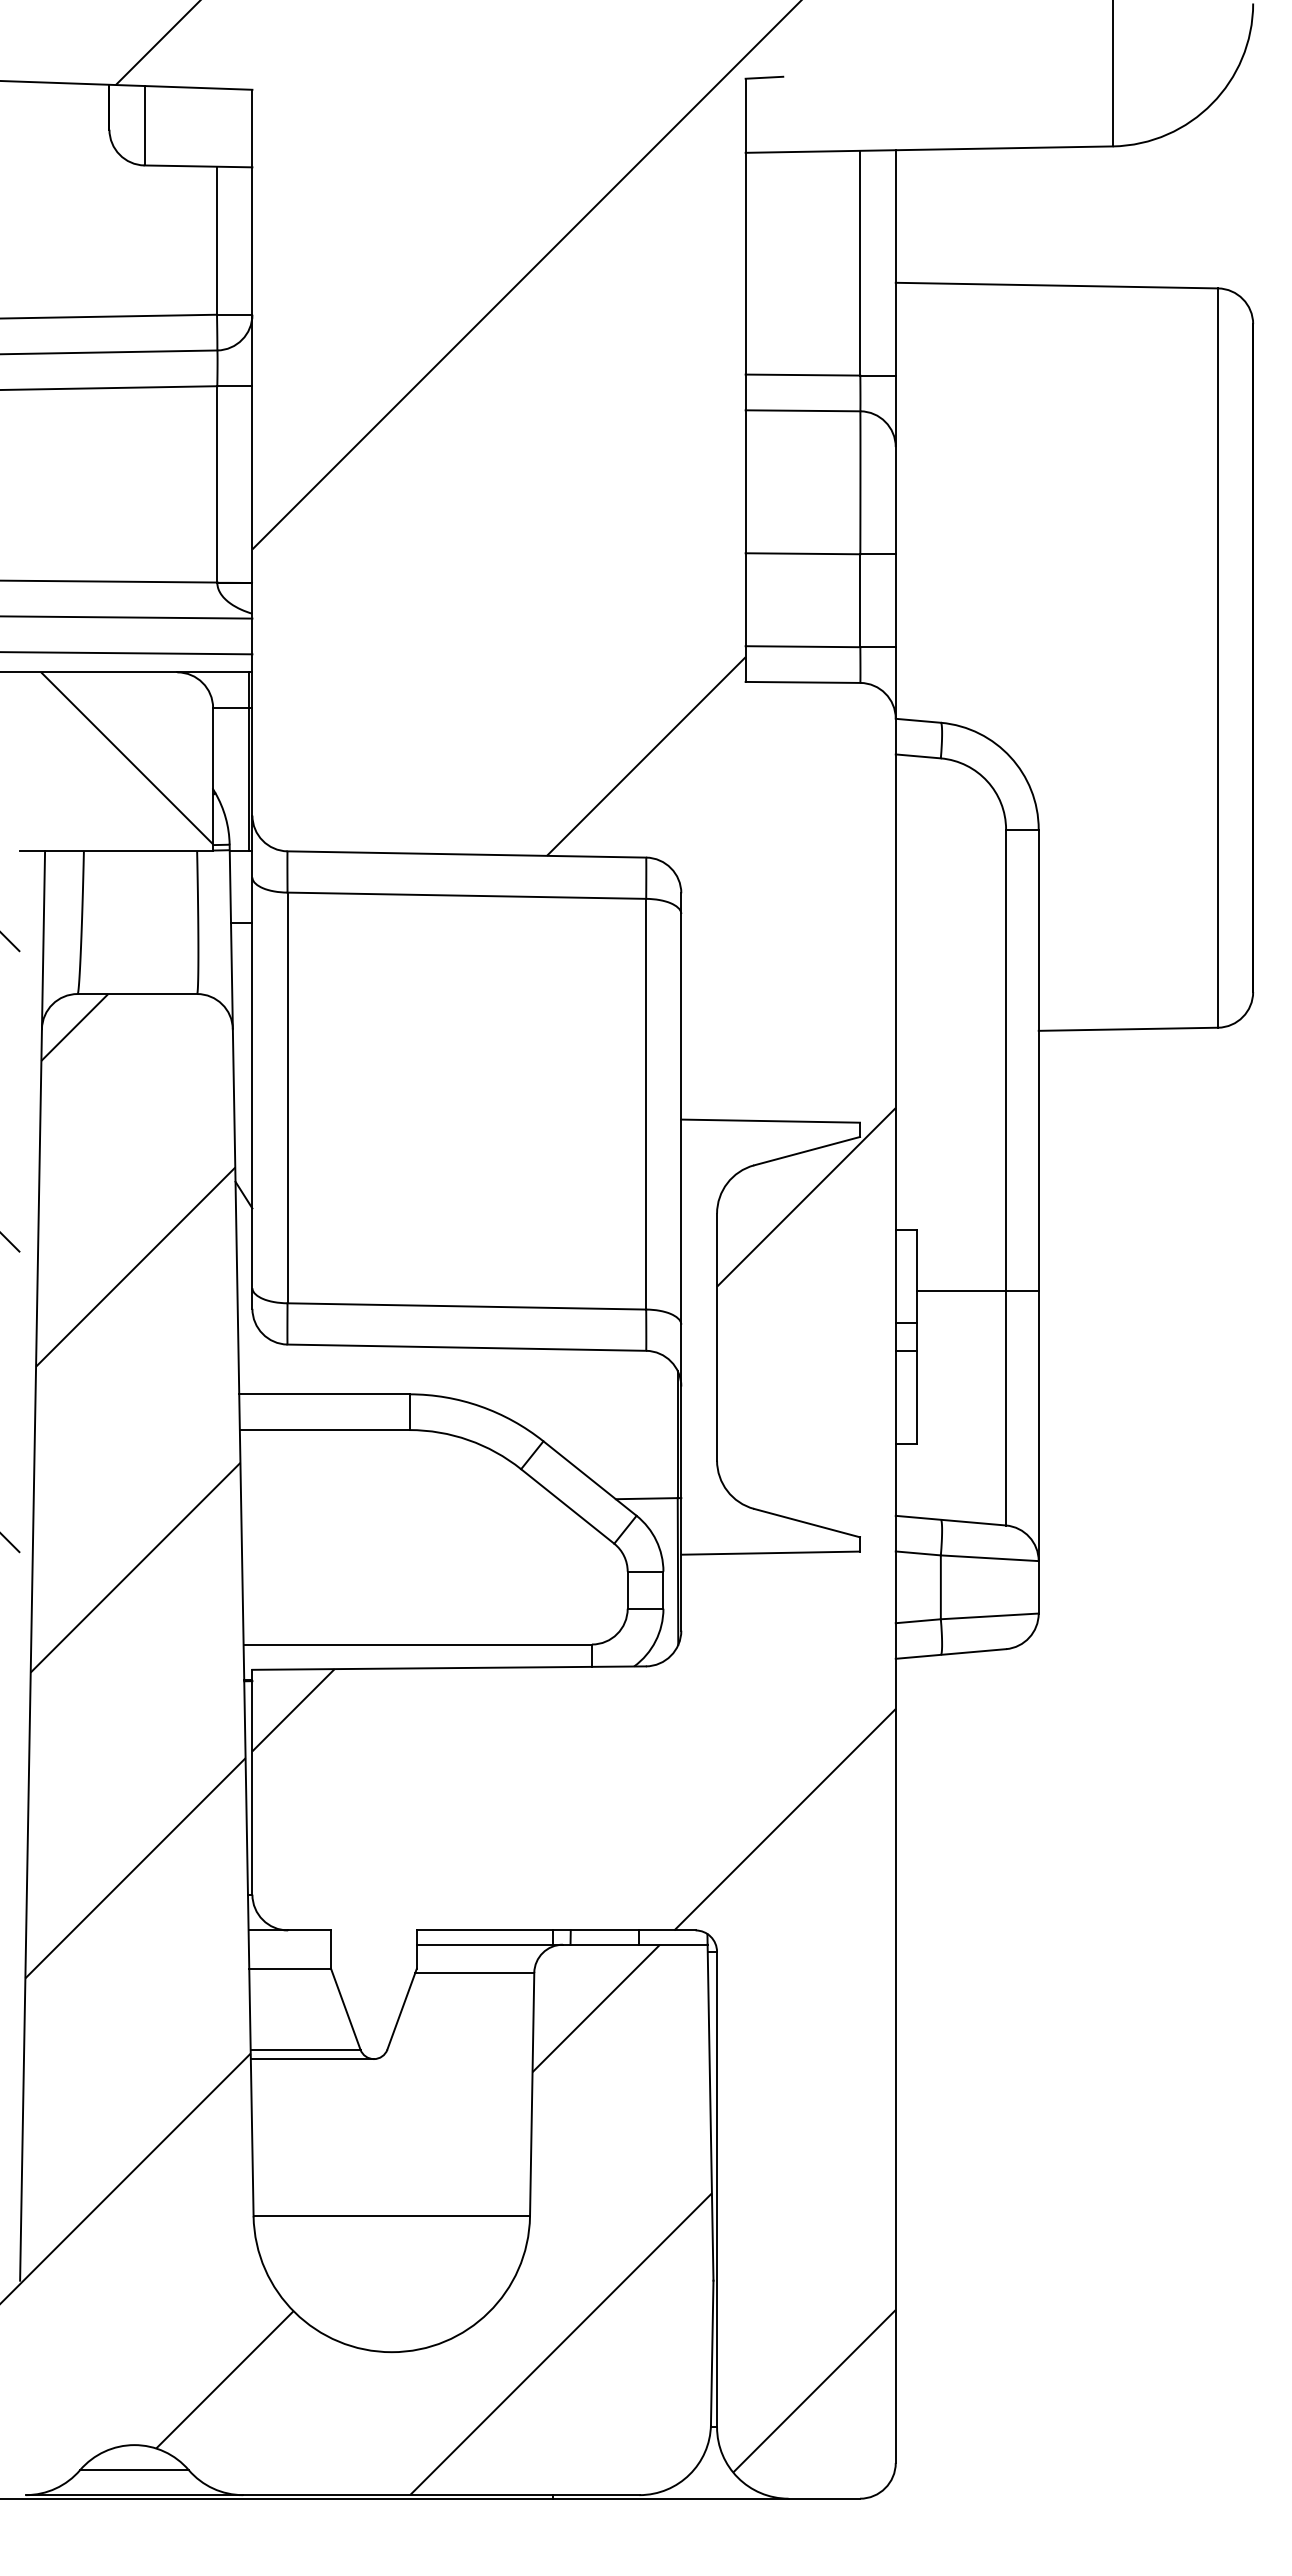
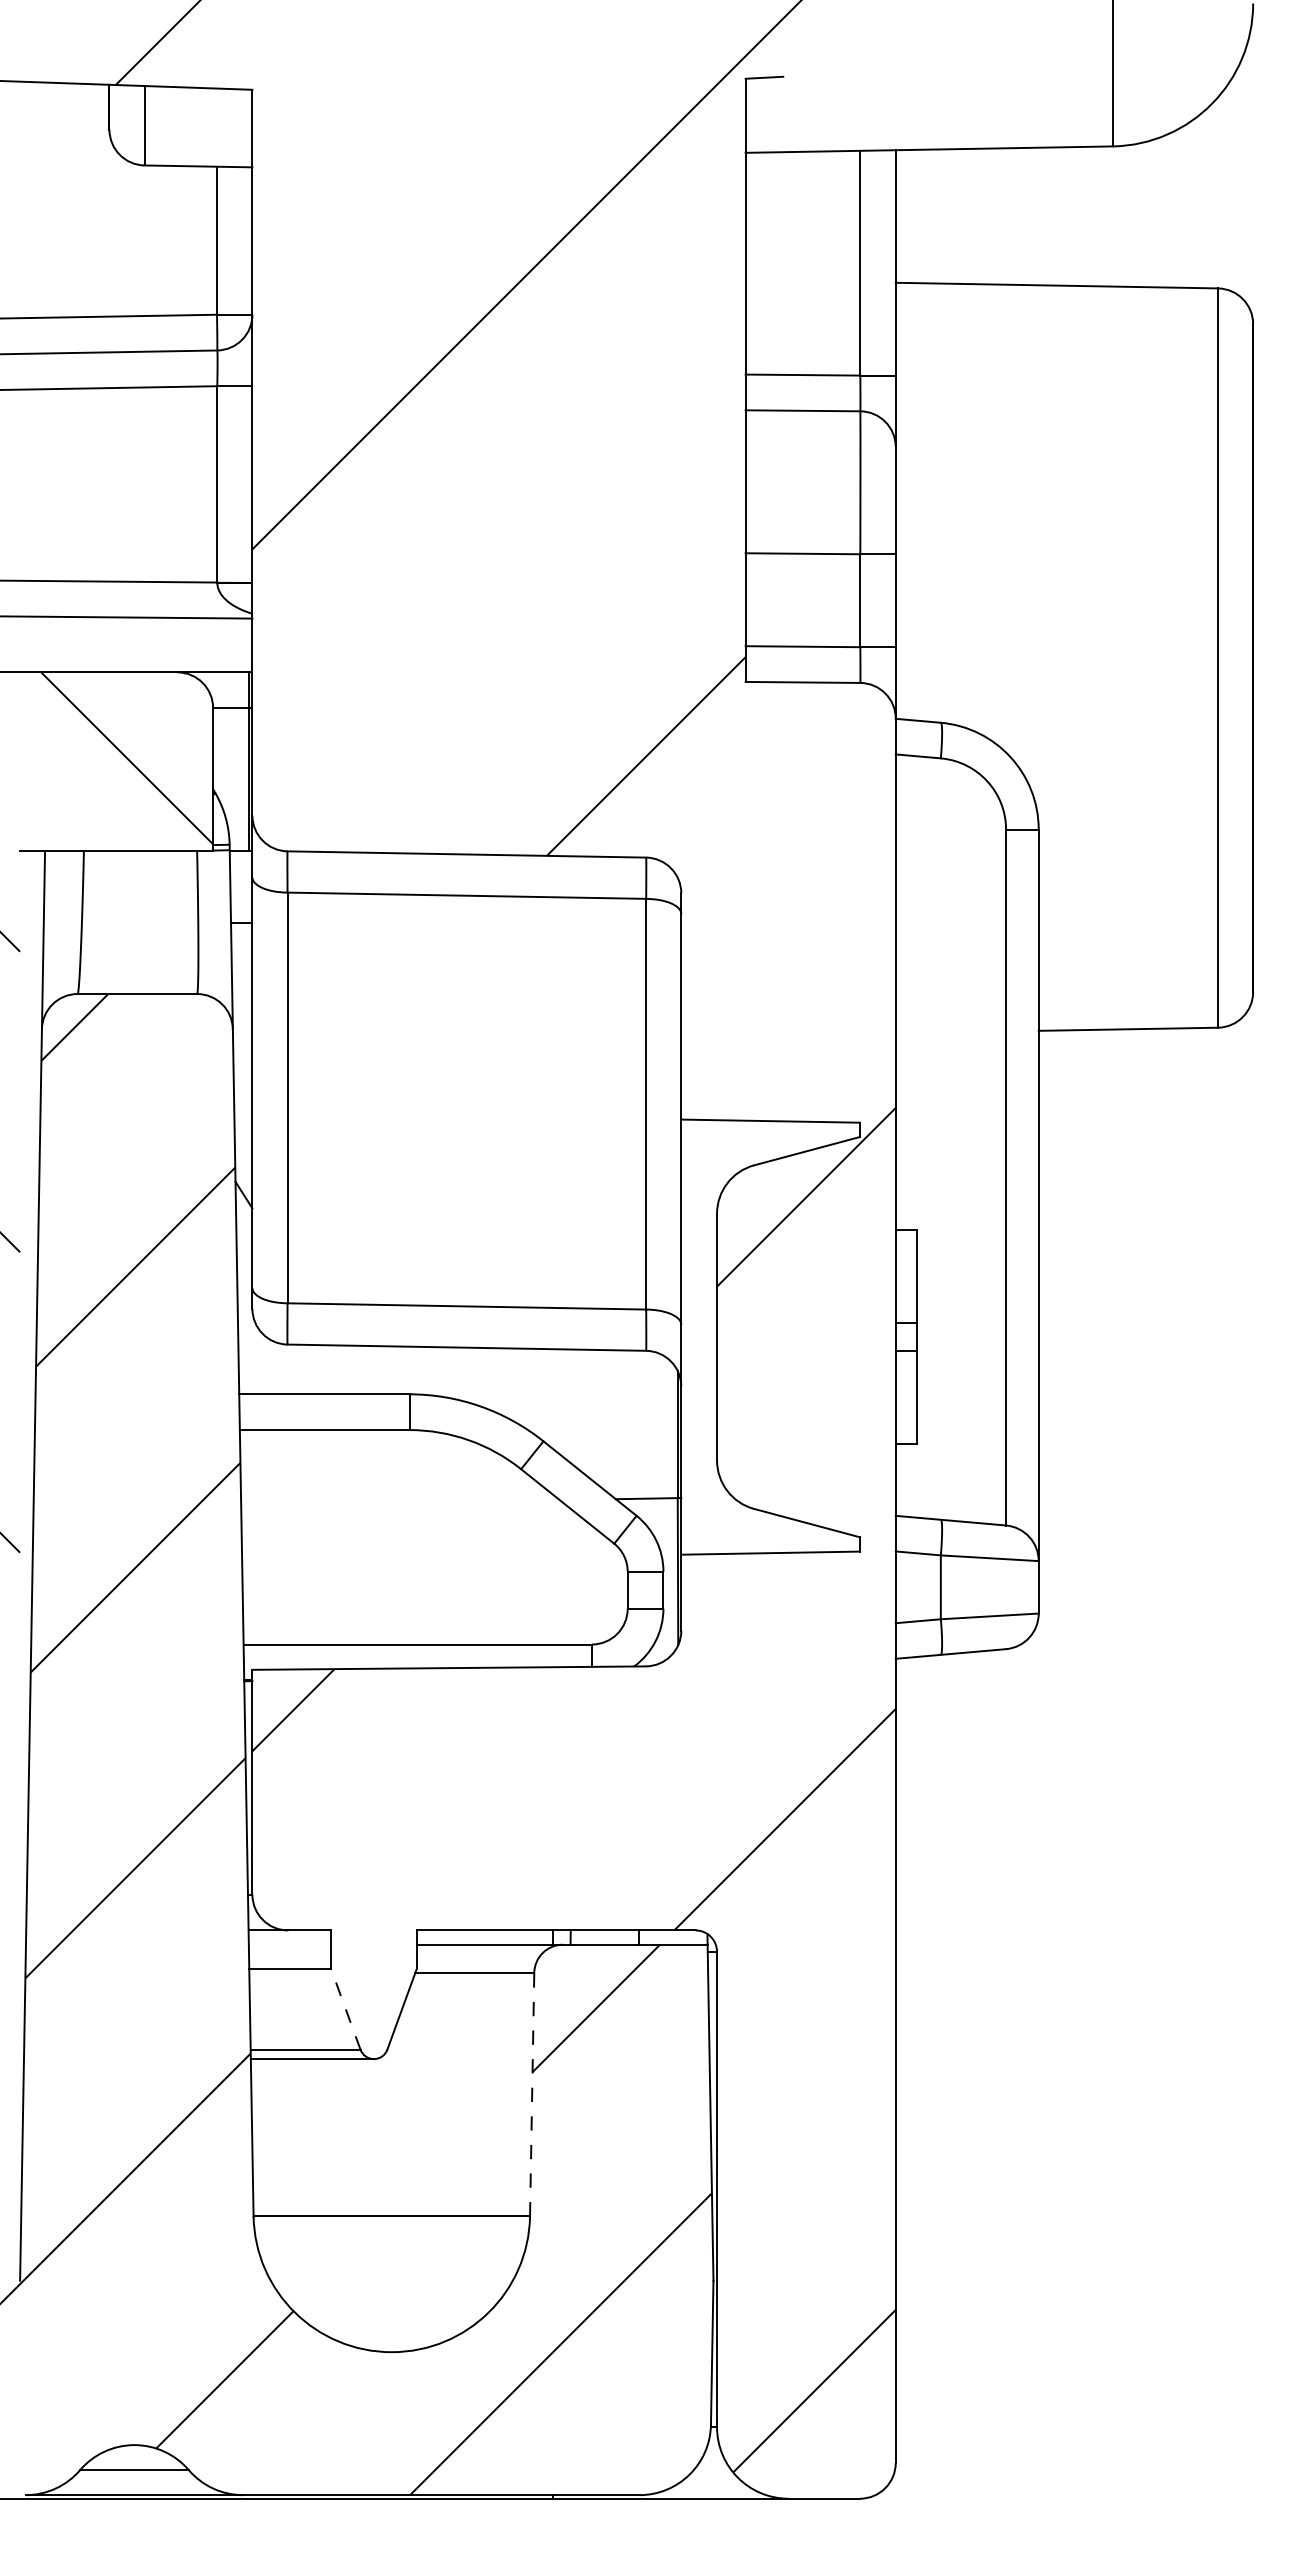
line: present -> none (127, 653)
line: present -> none (977, 1290)
line: solid -> dashed (345, 2008)
line: solid -> dashed (532, 2094)
